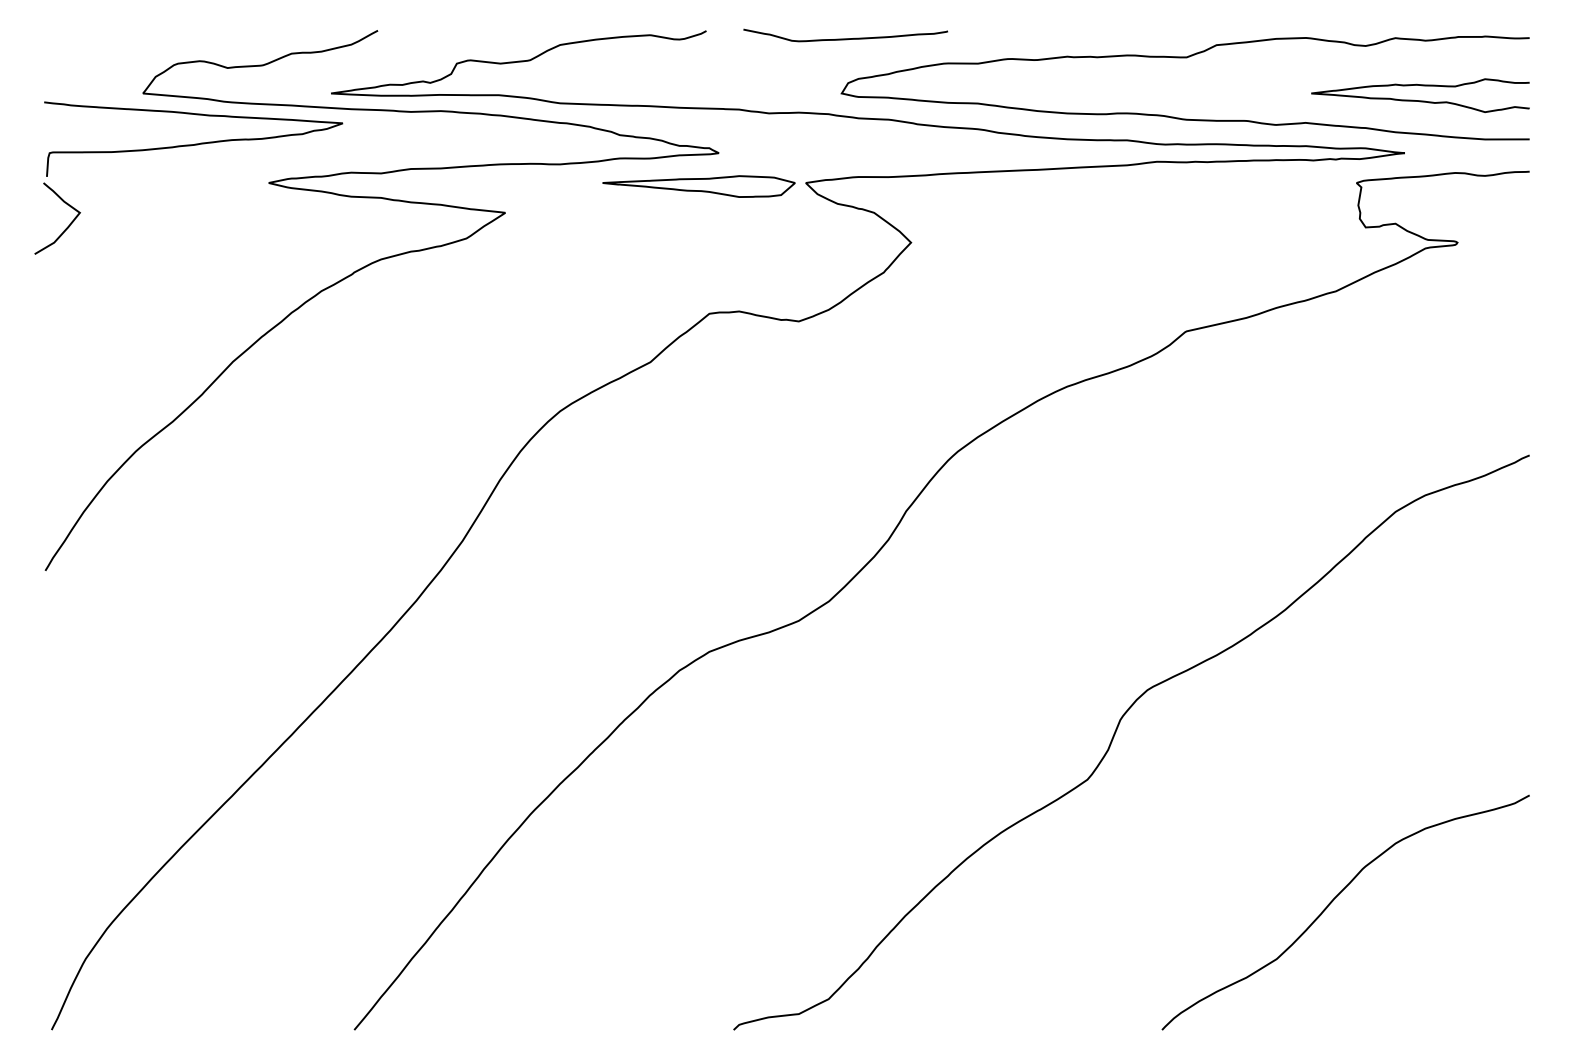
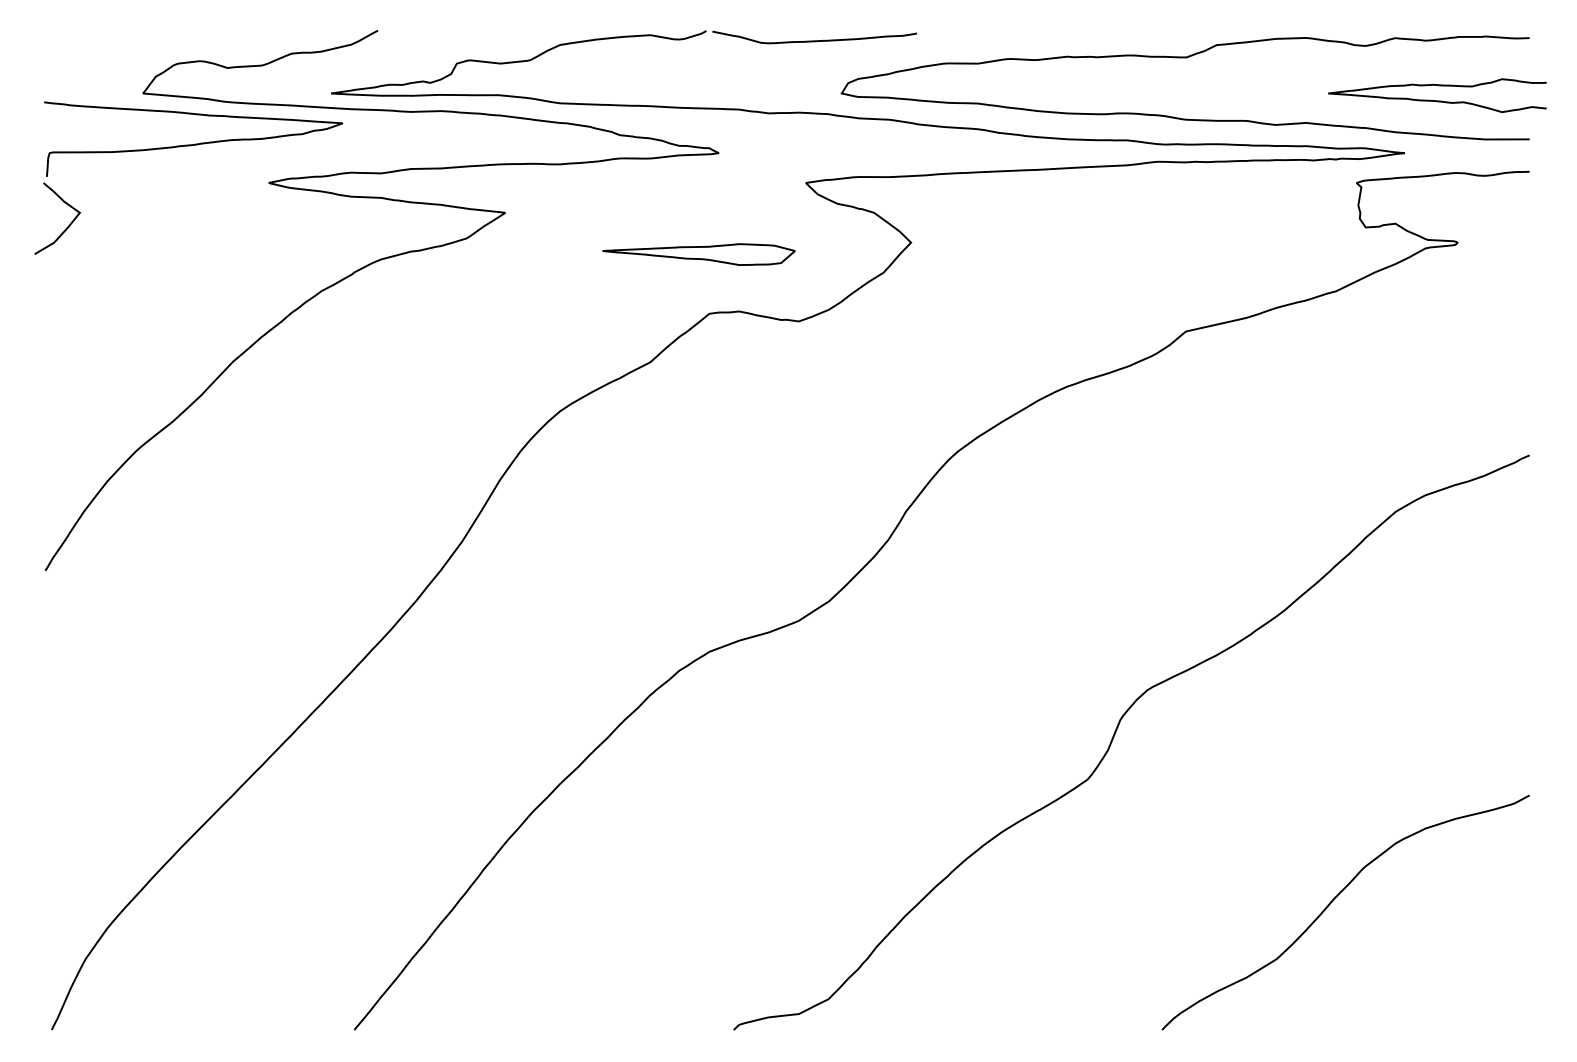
curve position: (845, 38) -> (814, 40) (814, 40)
curve position: (1420, 100) -> (1437, 100) (1437, 100)
part position: (698, 186) -> (698, 254) (698, 254)
